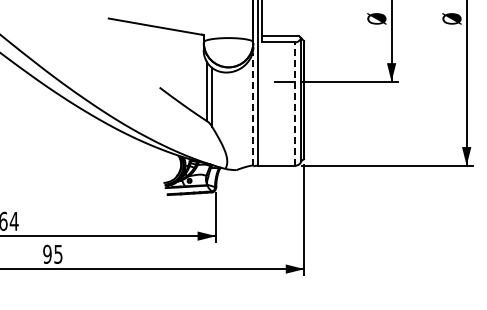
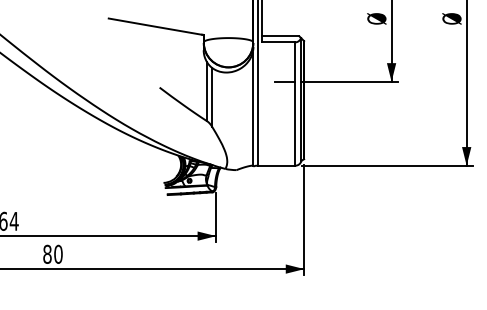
line: dashed -> solid (295, 104)
line: dashed -> solid (252, 108)
text: 95 -> 80 (52, 253)
